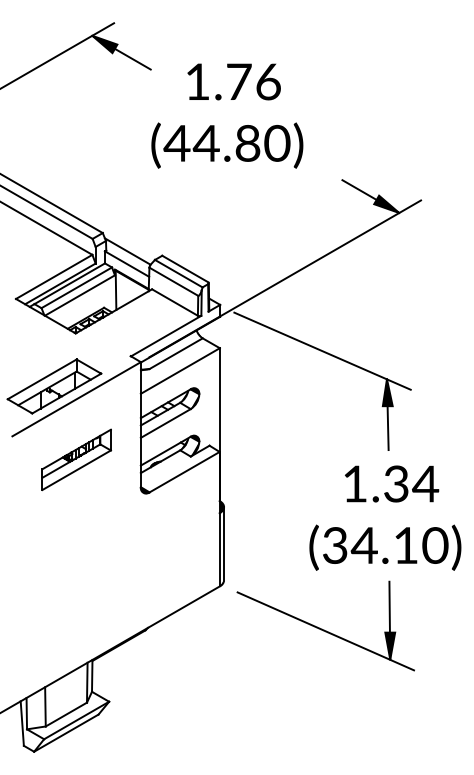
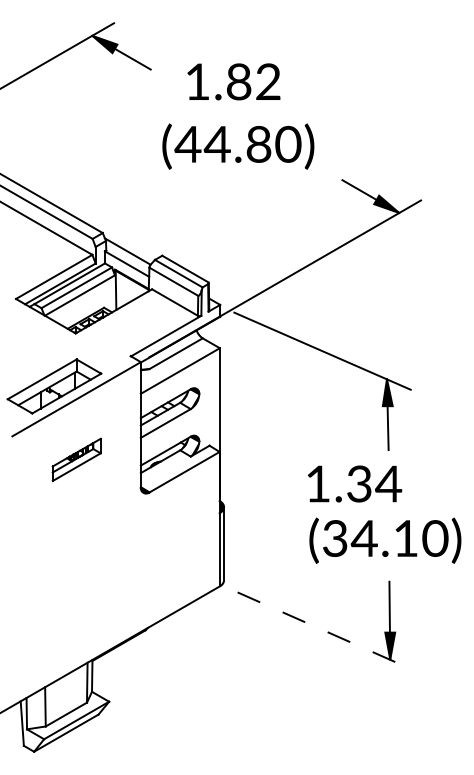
text: 1.76^C -> 1.82^C (253, 81)
text position: (227, 145) -> (238, 146) (238, 146)
part size: 72x64 px -> 51x46 px (76, 459)
text position: (392, 483) -> (355, 483) (355, 483)
text position: (385, 547) -> (385, 540) (385, 540)
line: solid -> dashed (326, 631)
